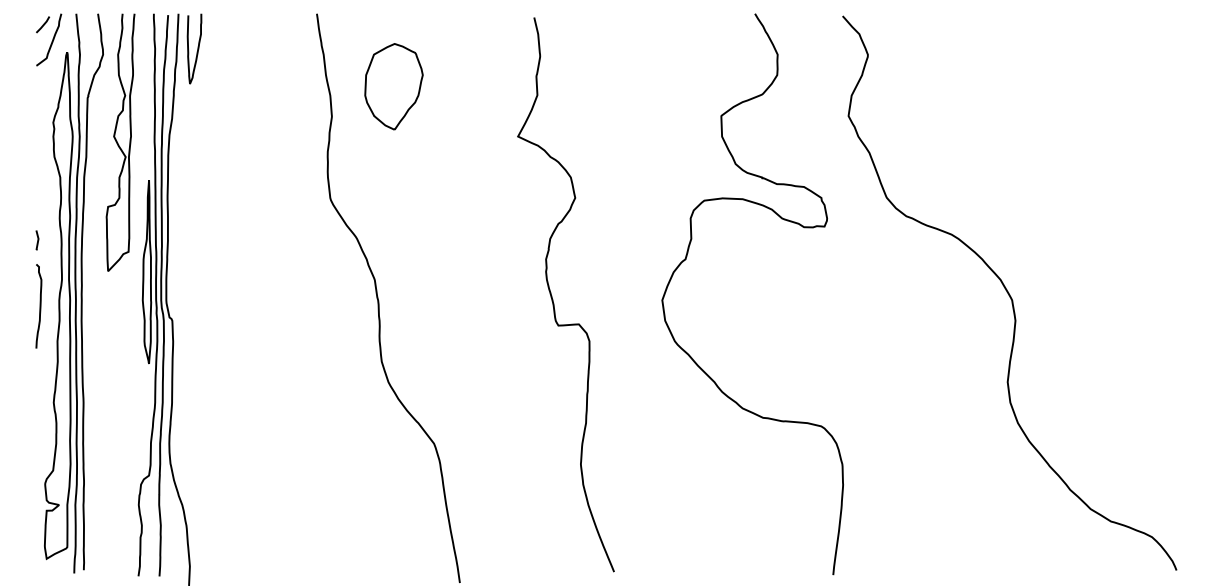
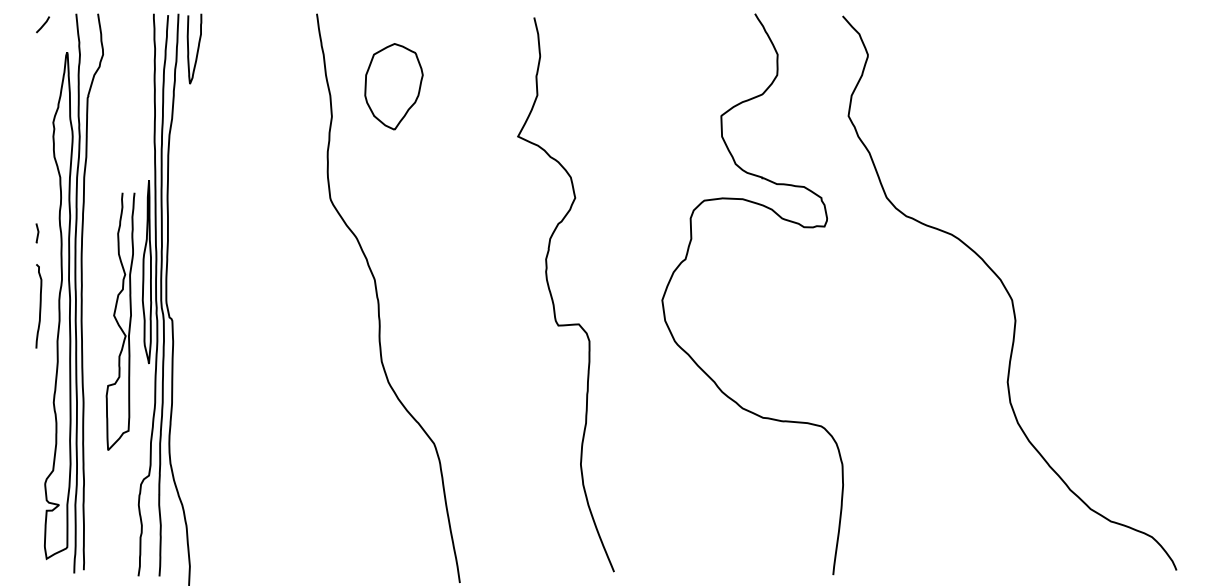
curve: present -> none (51, 41)
curve position: (118, 143) -> (118, 322) (118, 322)
line position: (37, 240) -> (37, 233) (37, 233)
